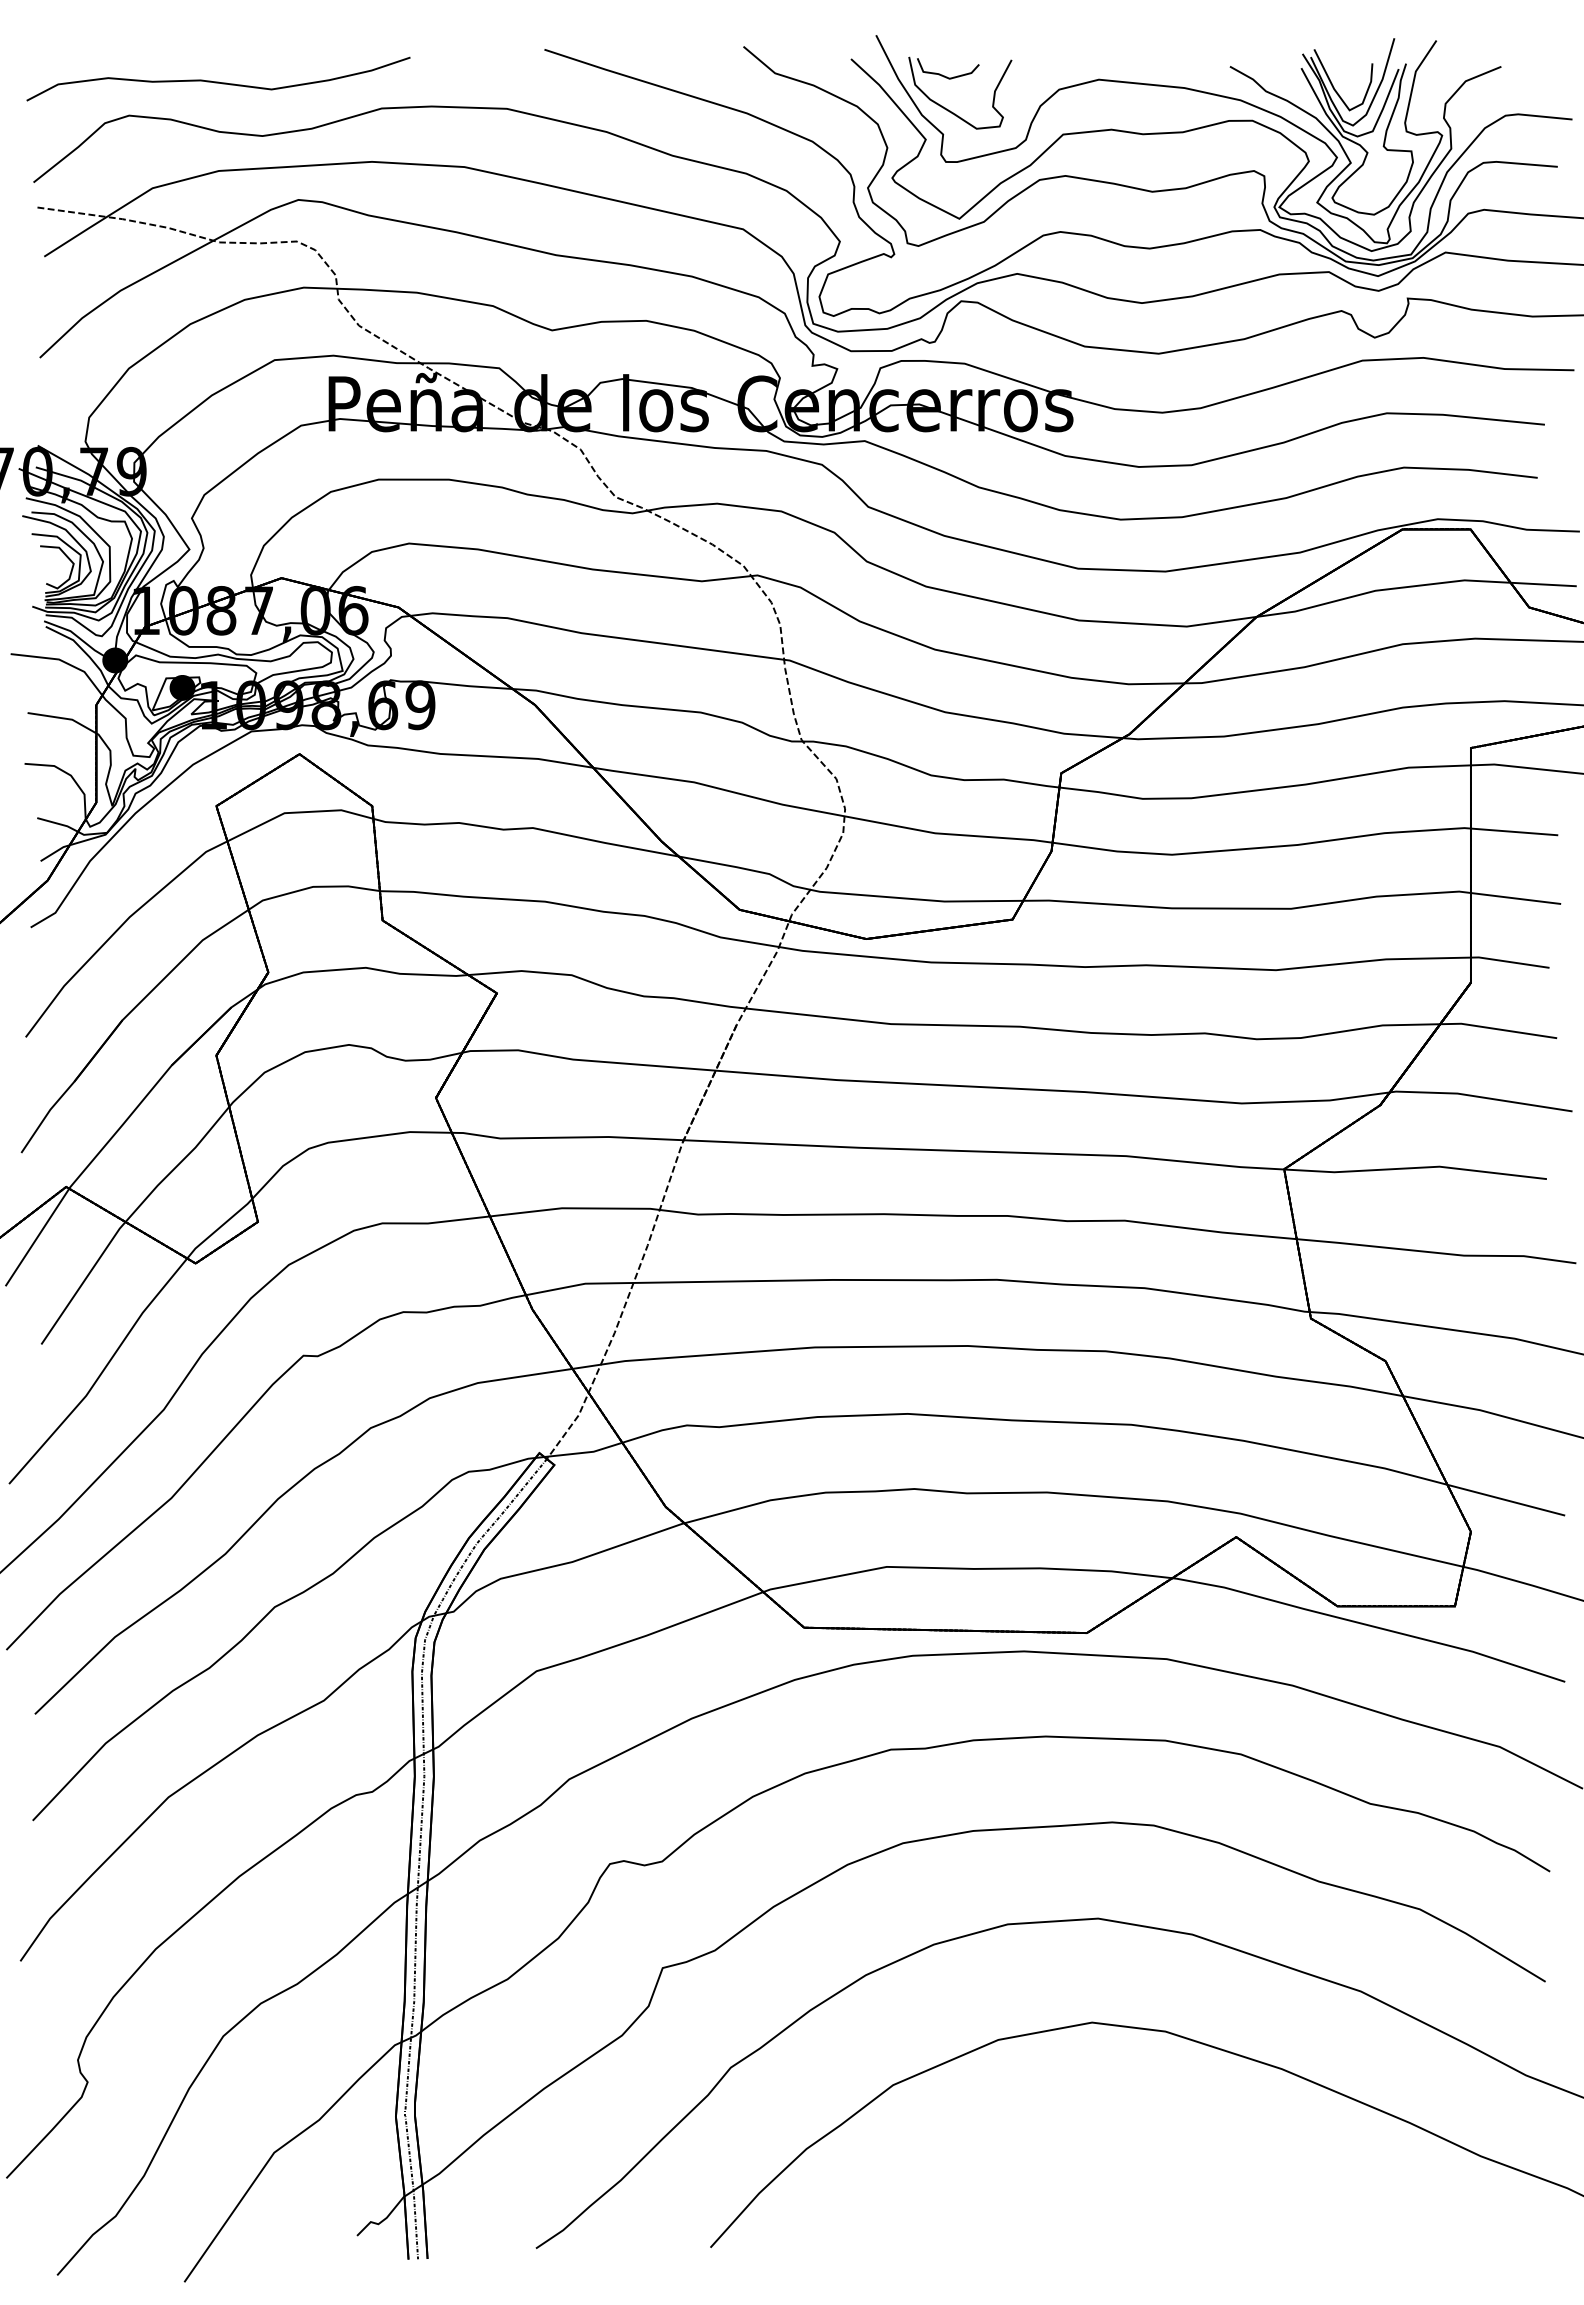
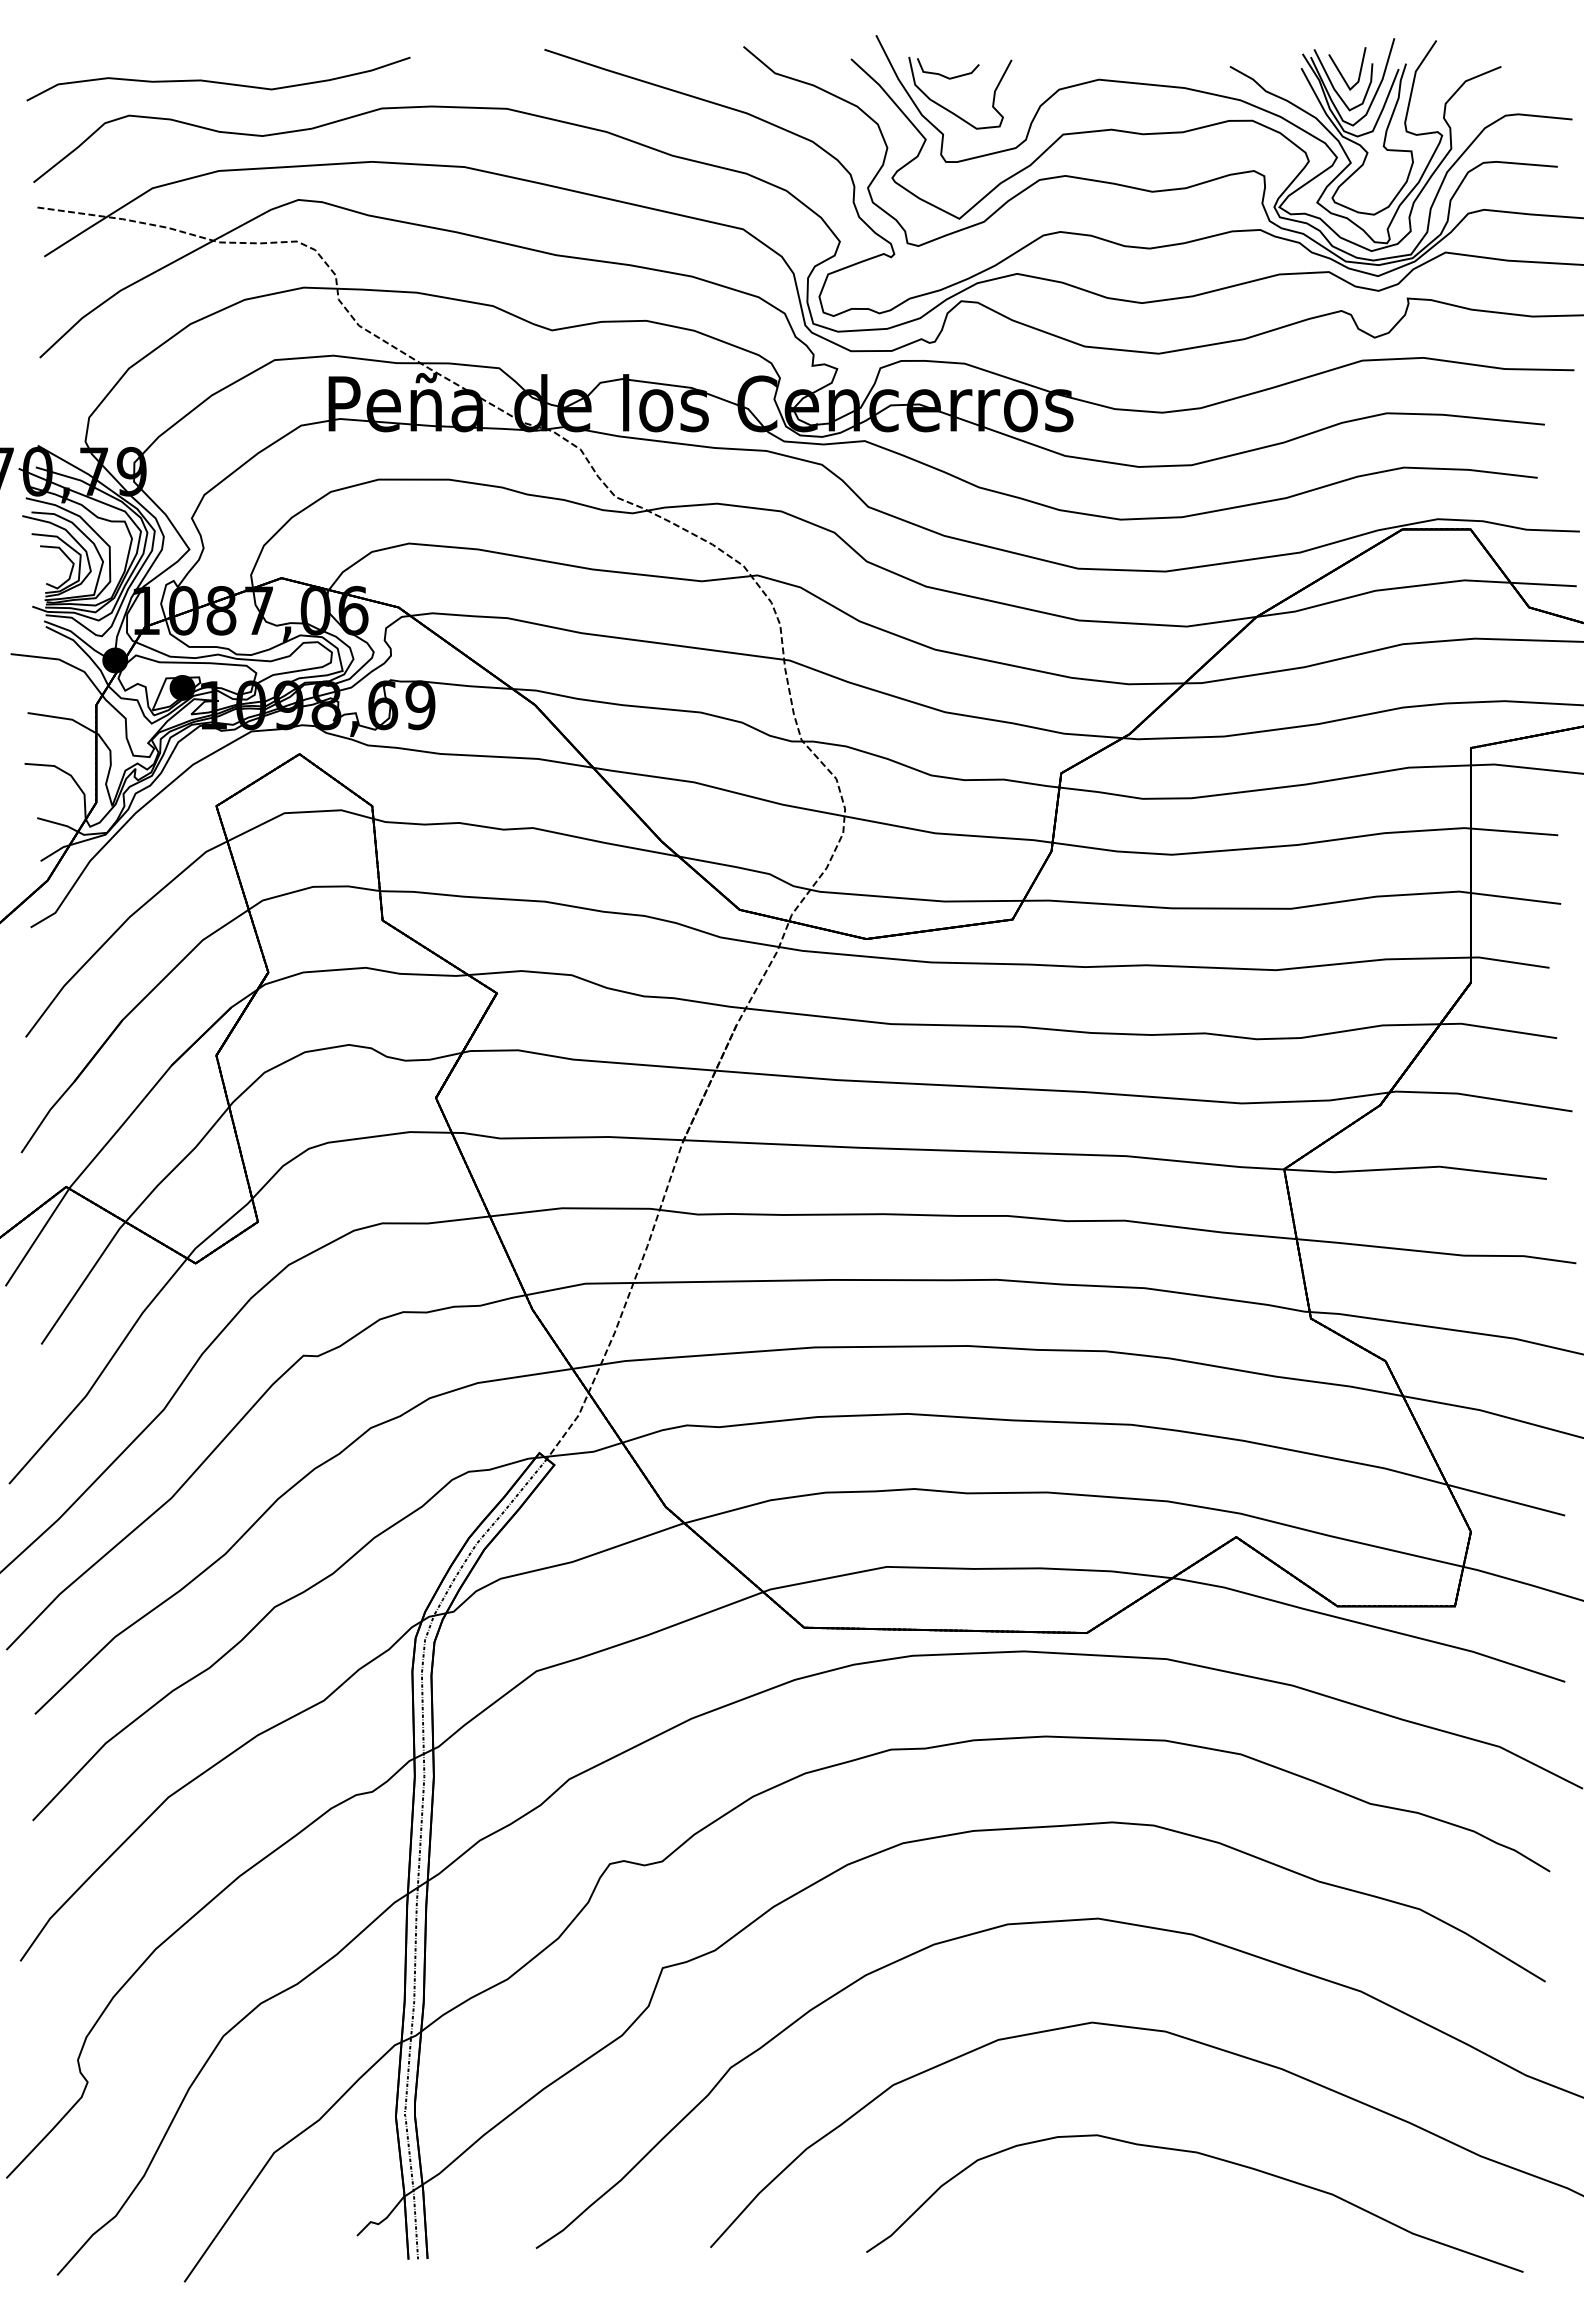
part: none -> present (1340, 71)
part: none -> present (1209, 2157)
